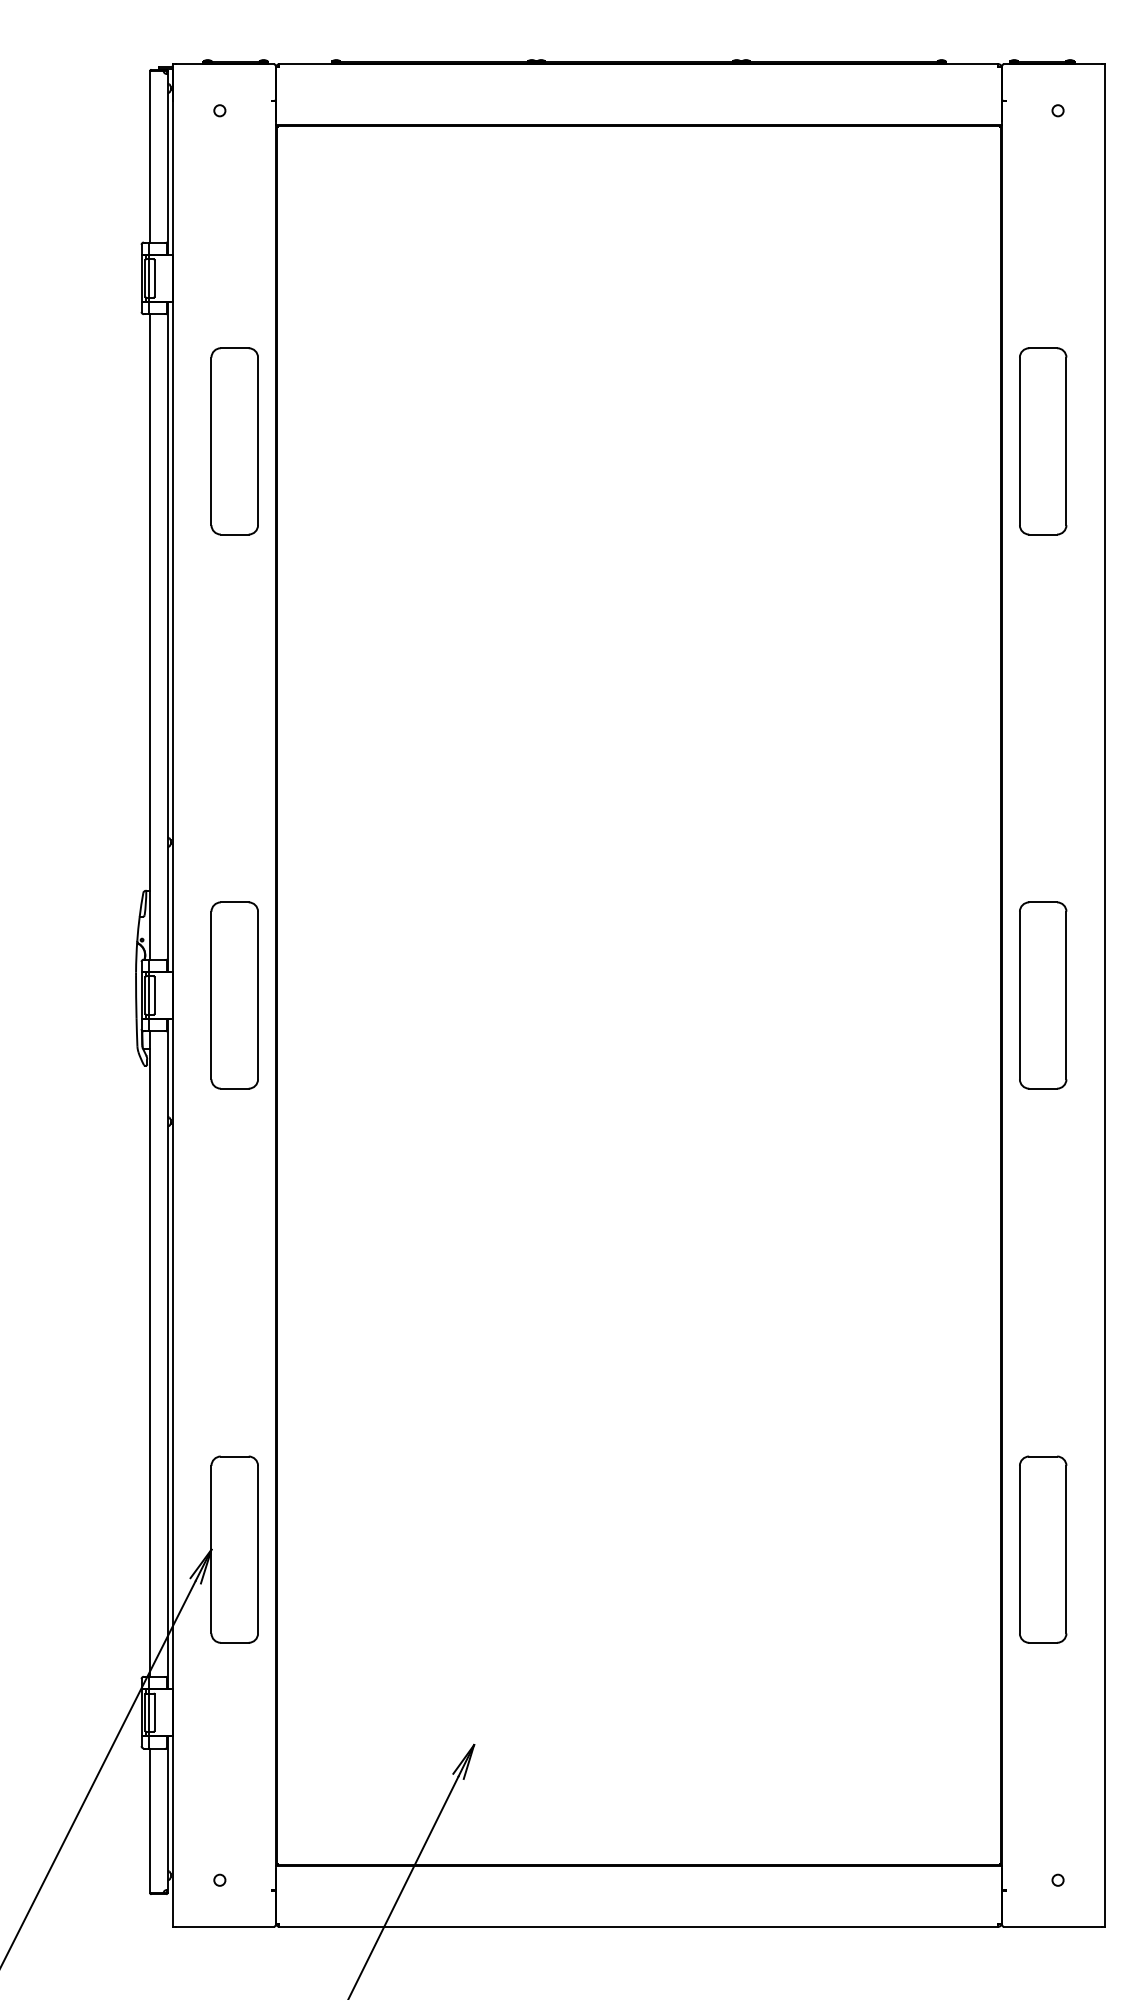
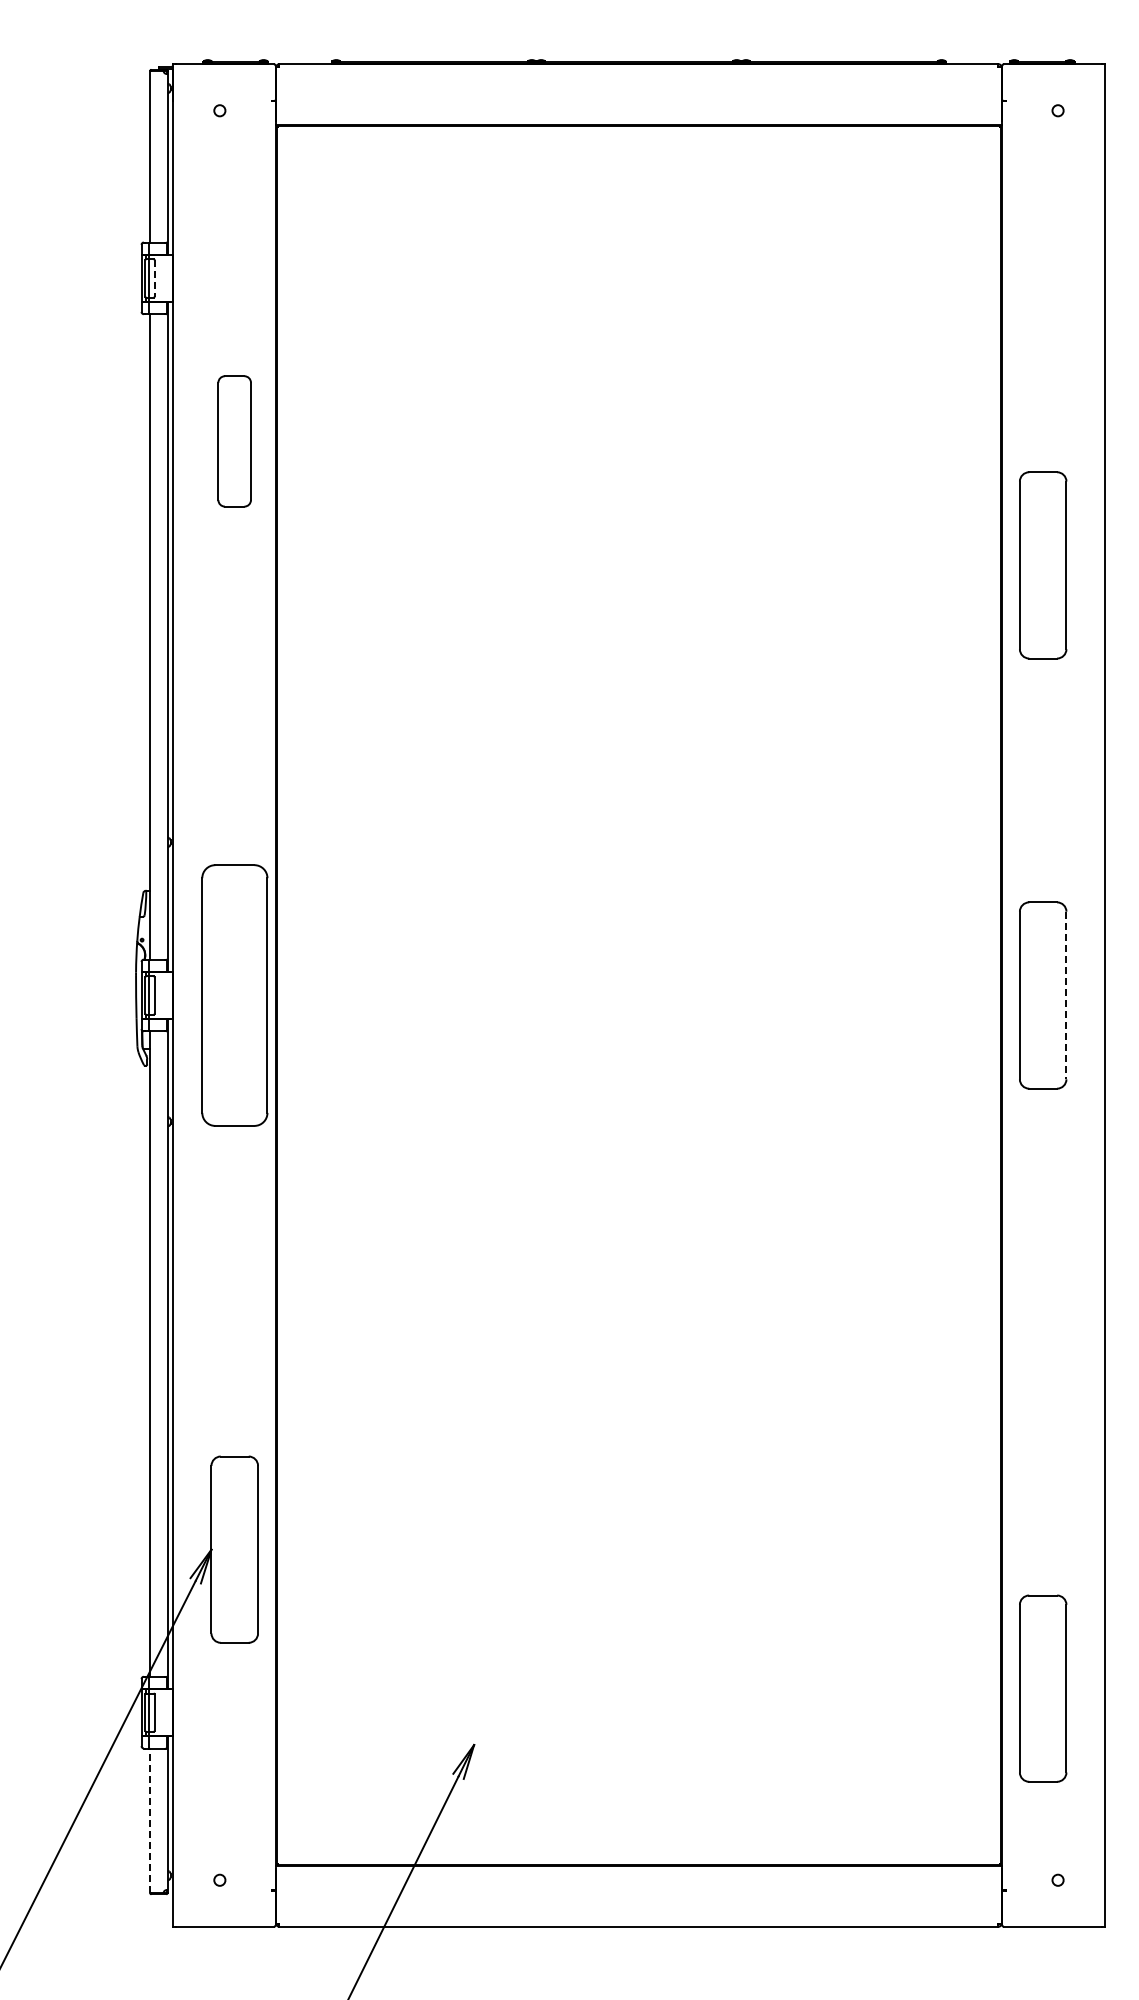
line: solid -> dashed (154, 278)
part size: 49x189 px -> 35x133 px (234, 441)
part position: (1043, 441) -> (1043, 565) (1043, 565)
part size: 49x189 px -> 68x263 px (234, 995)
line: solid -> dashed (1066, 995)
part position: (1043, 1549) -> (1043, 1688) (1043, 1688)
line: solid -> dashed (150, 1820)
